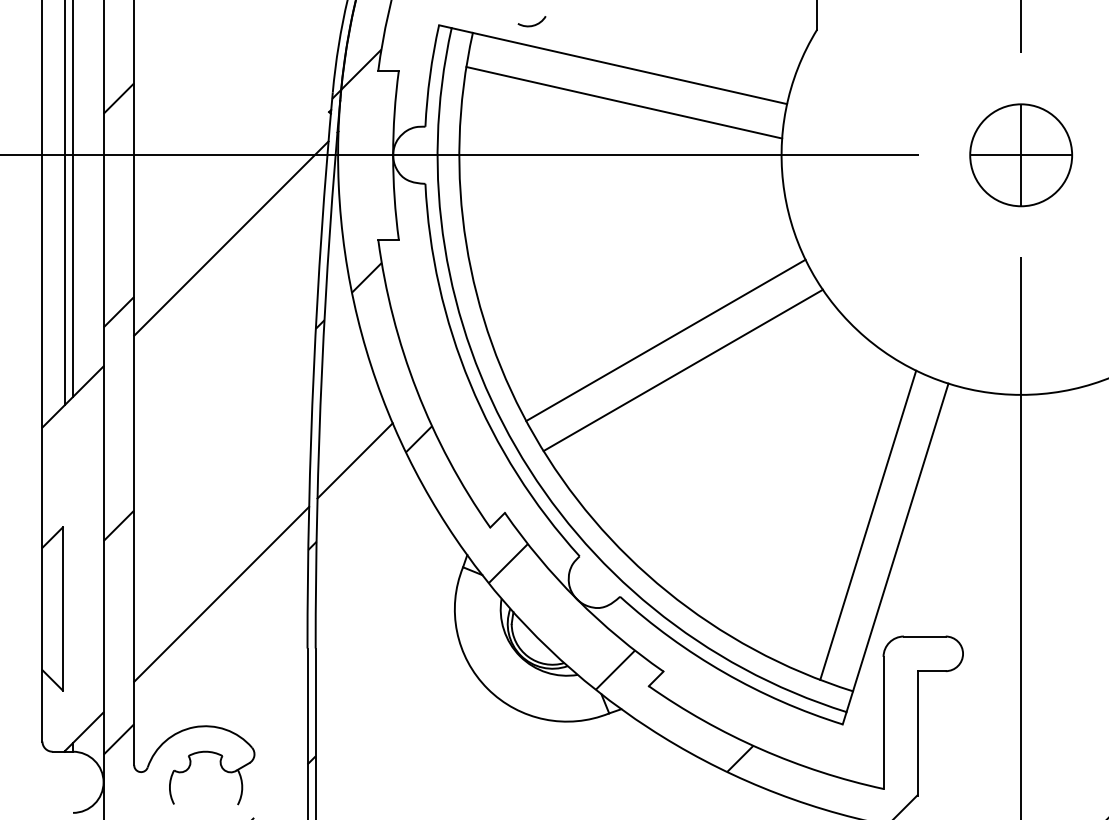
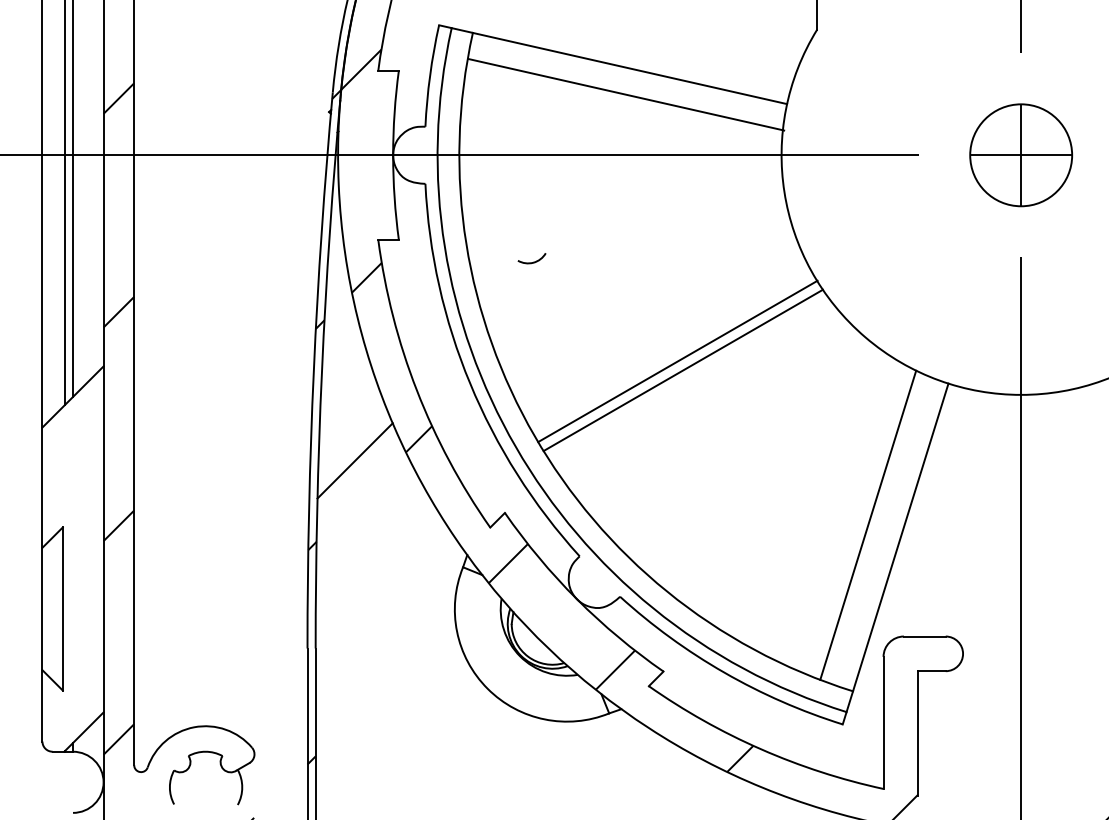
arc position: (533, 24) -> (533, 261) (533, 261)
line position: (624, 102) -> (626, 94) (626, 94)
line: present -> none (231, 238)
line position: (665, 340) -> (677, 361) (677, 361)
line: present -> none (221, 593)
